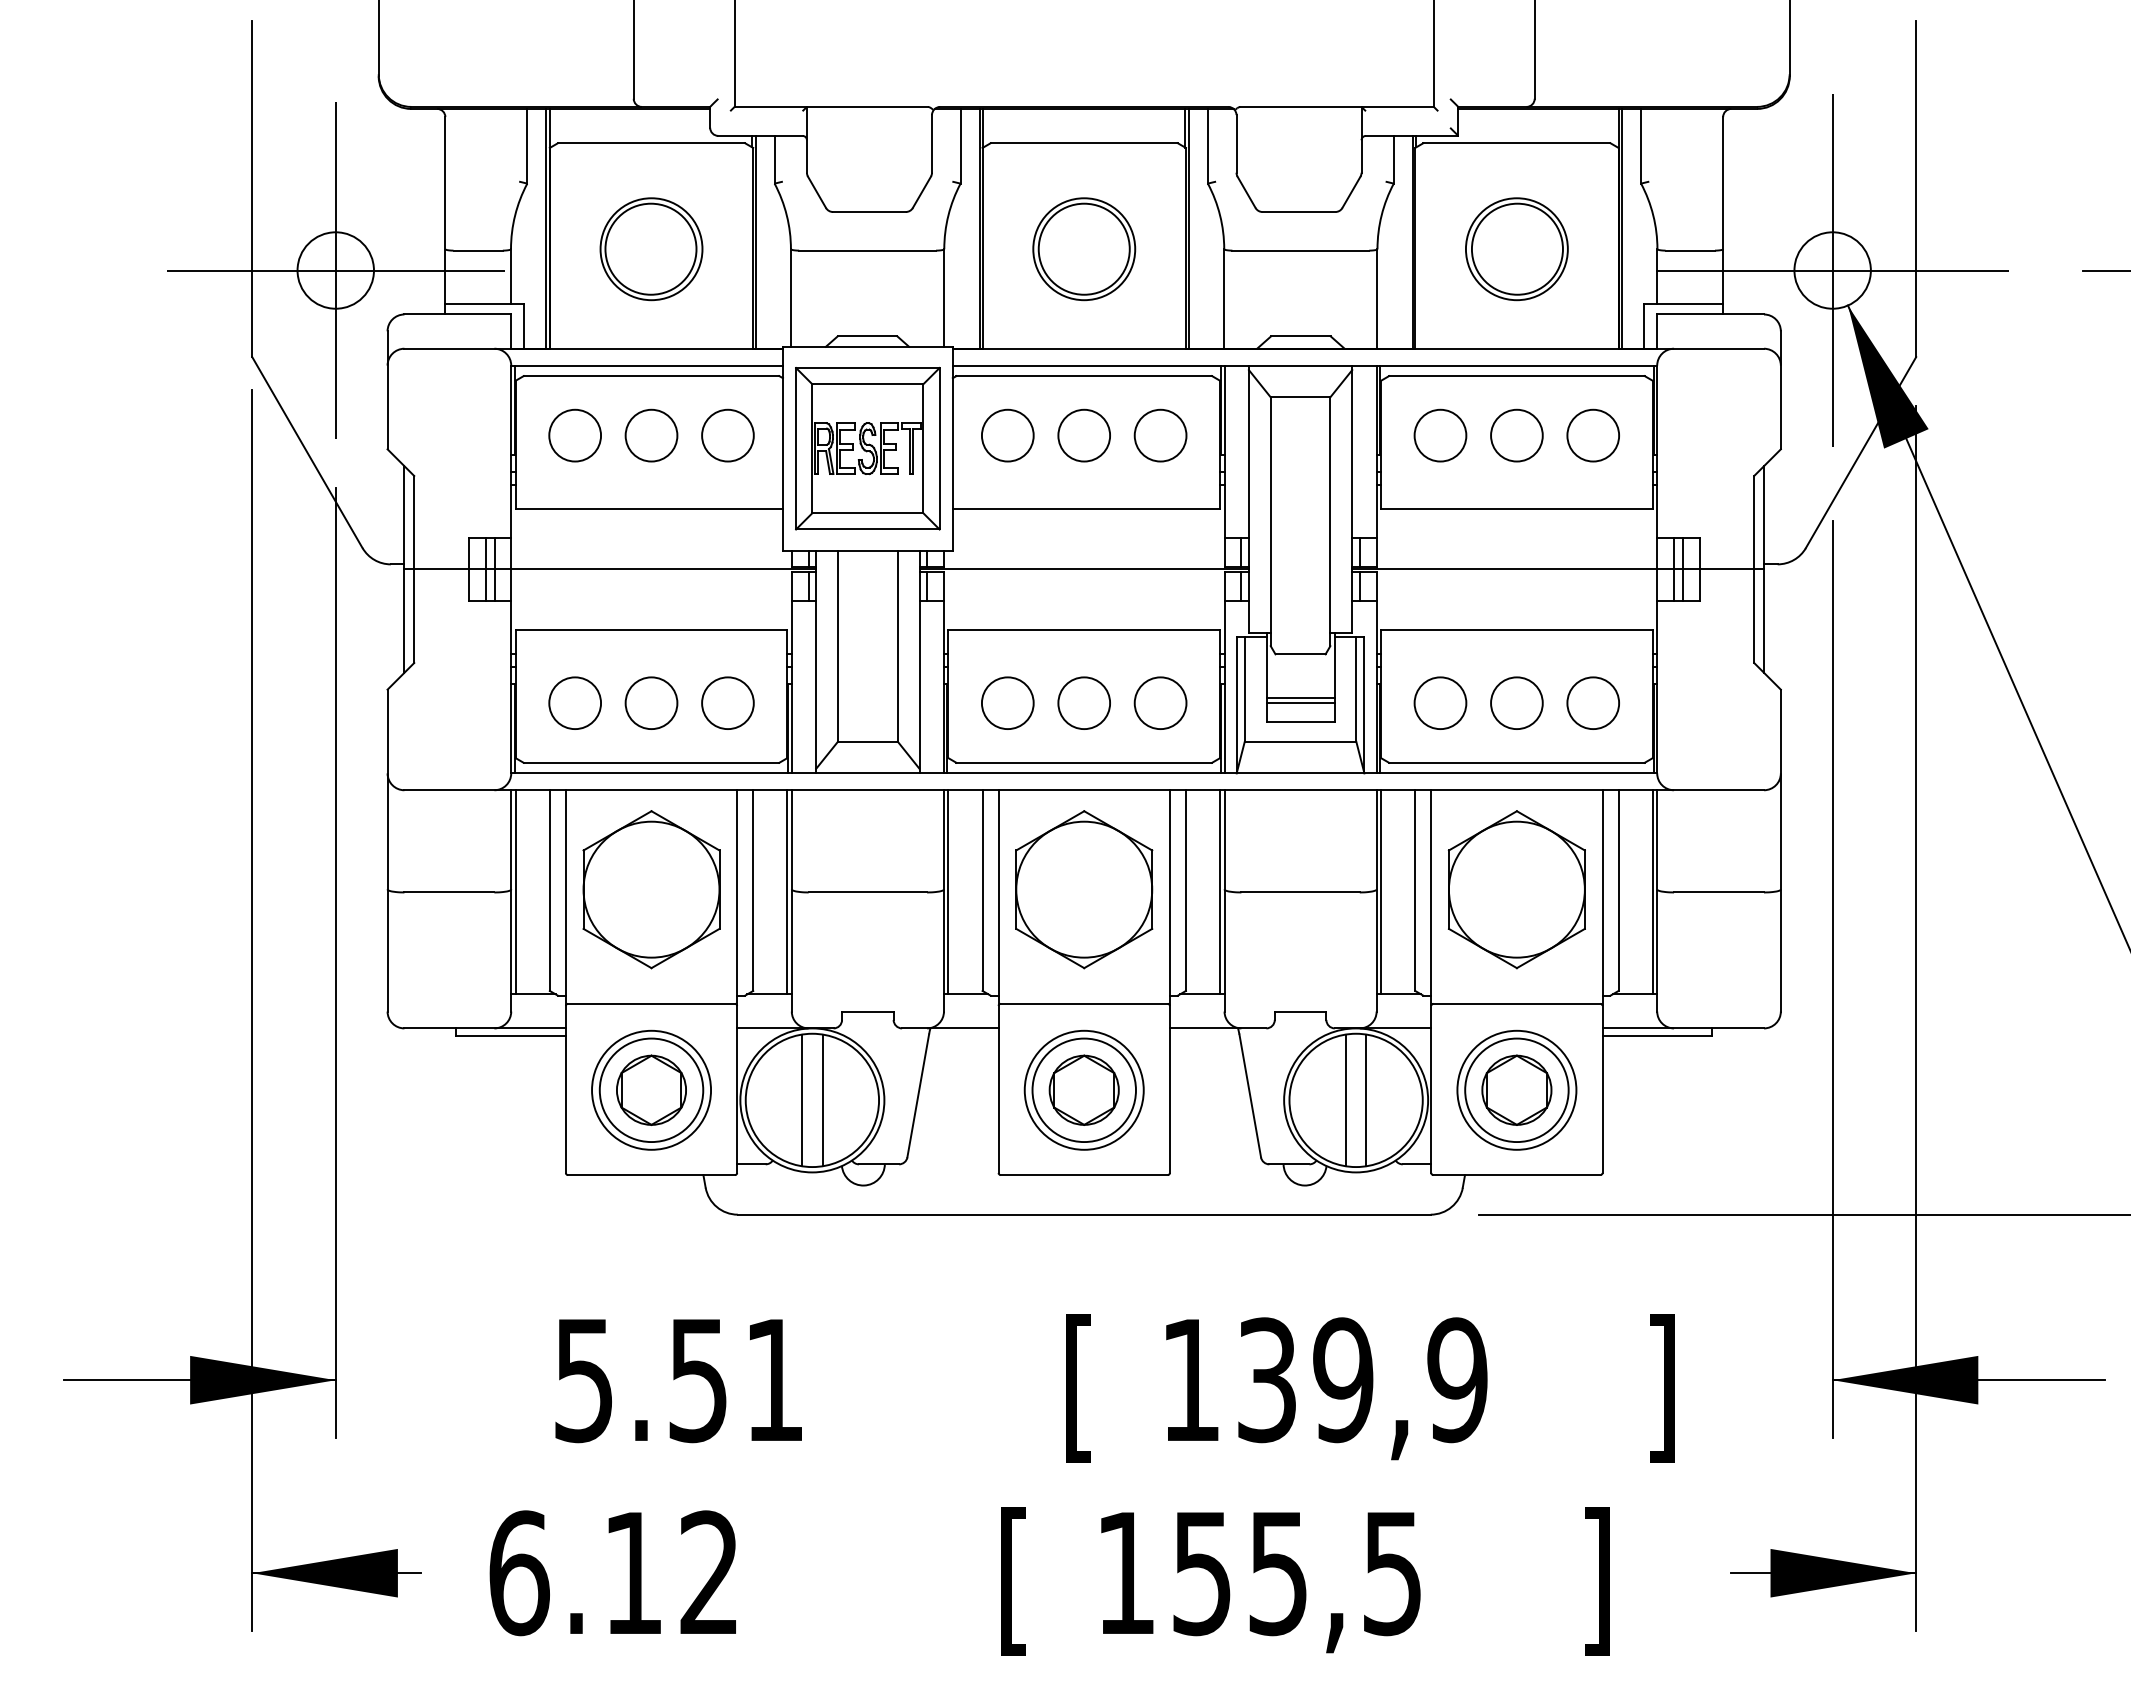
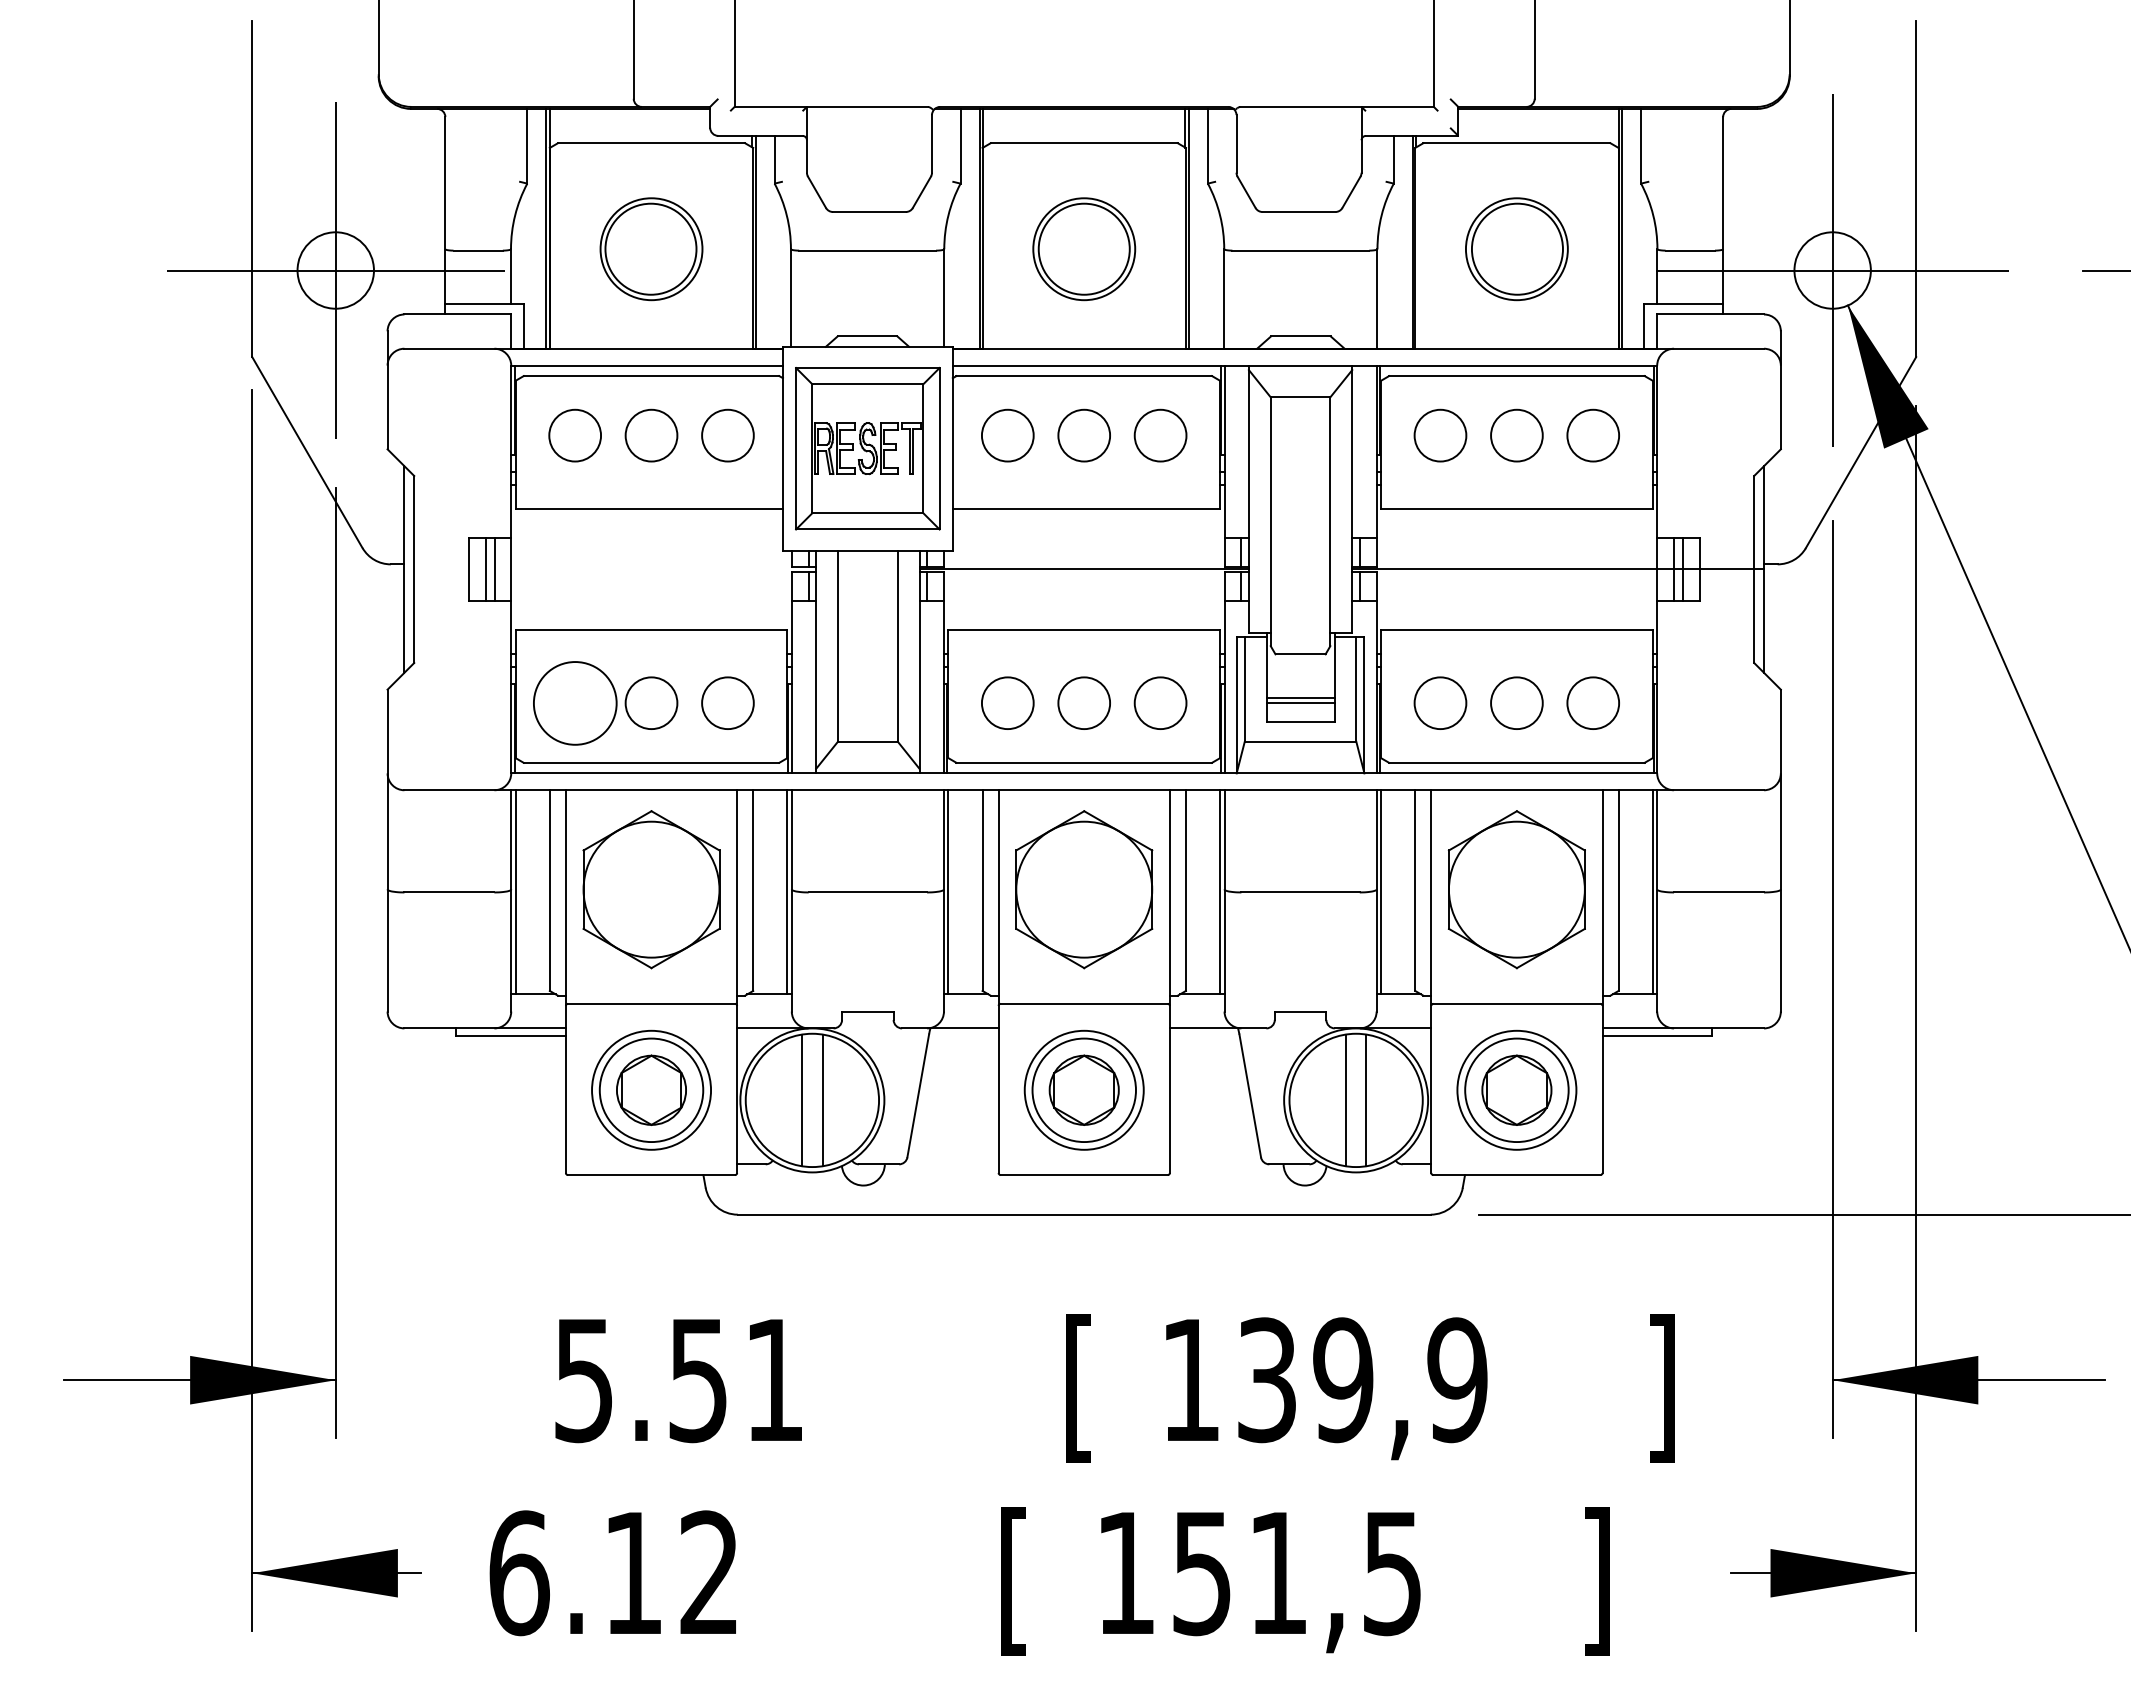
line: present -> none (610, 569)
circle size: 54x54 px -> 85x85 px (575, 703)
text: 155,5 -> 151,5 (1277, 1574)
